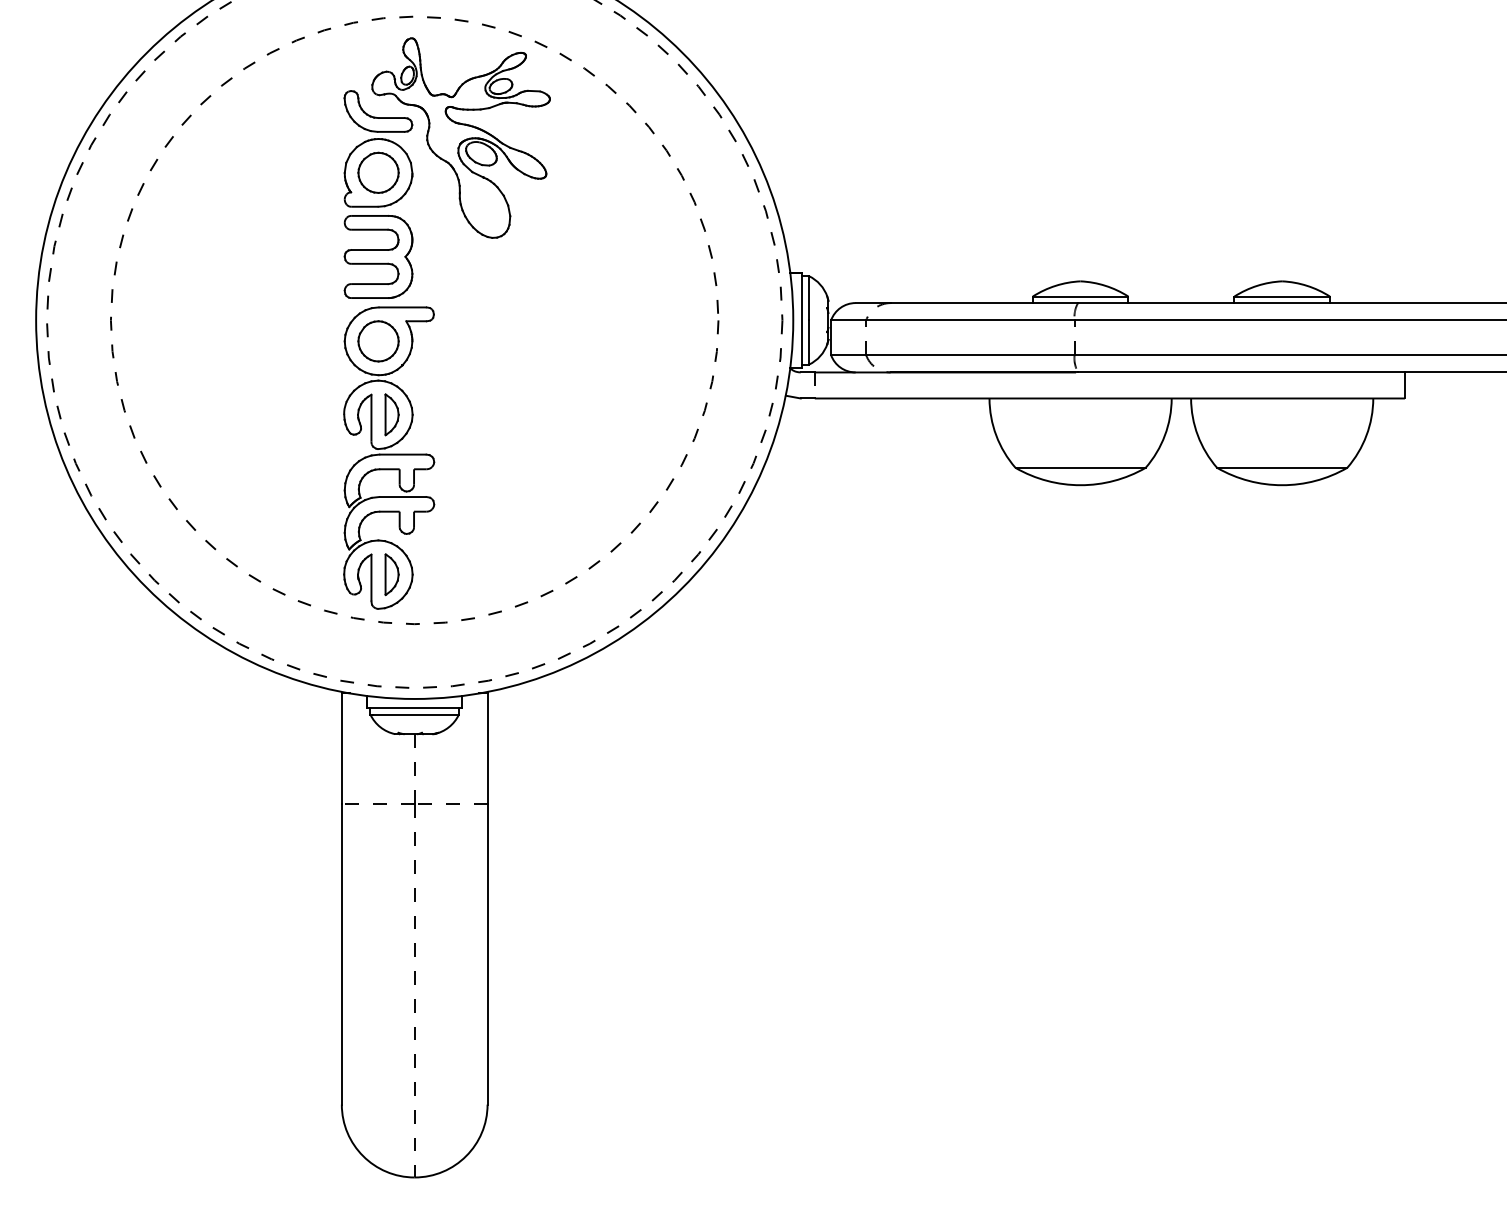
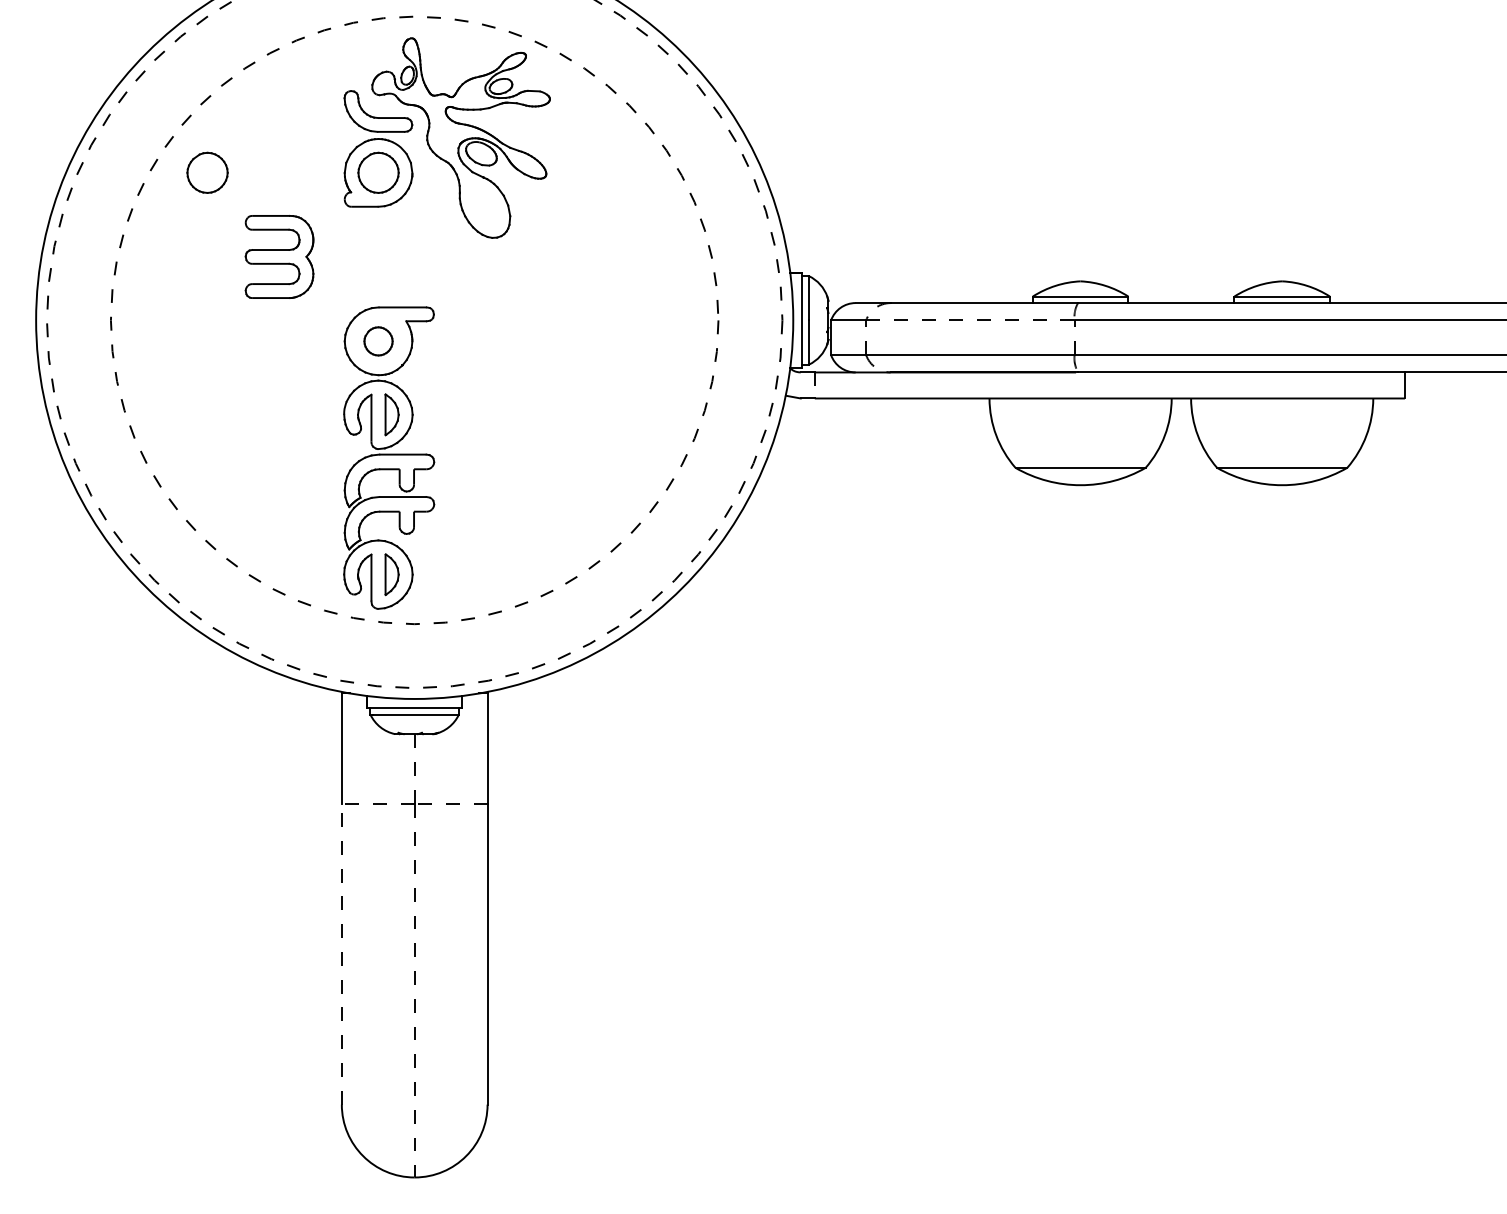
part: none -> present (207, 172)
part position: (378, 256) -> (279, 256) (279, 256)
line: solid -> dashed (970, 320)
part size: 43x43 px -> 31x31 px (378, 341)
line: solid -> dashed (341, 954)
